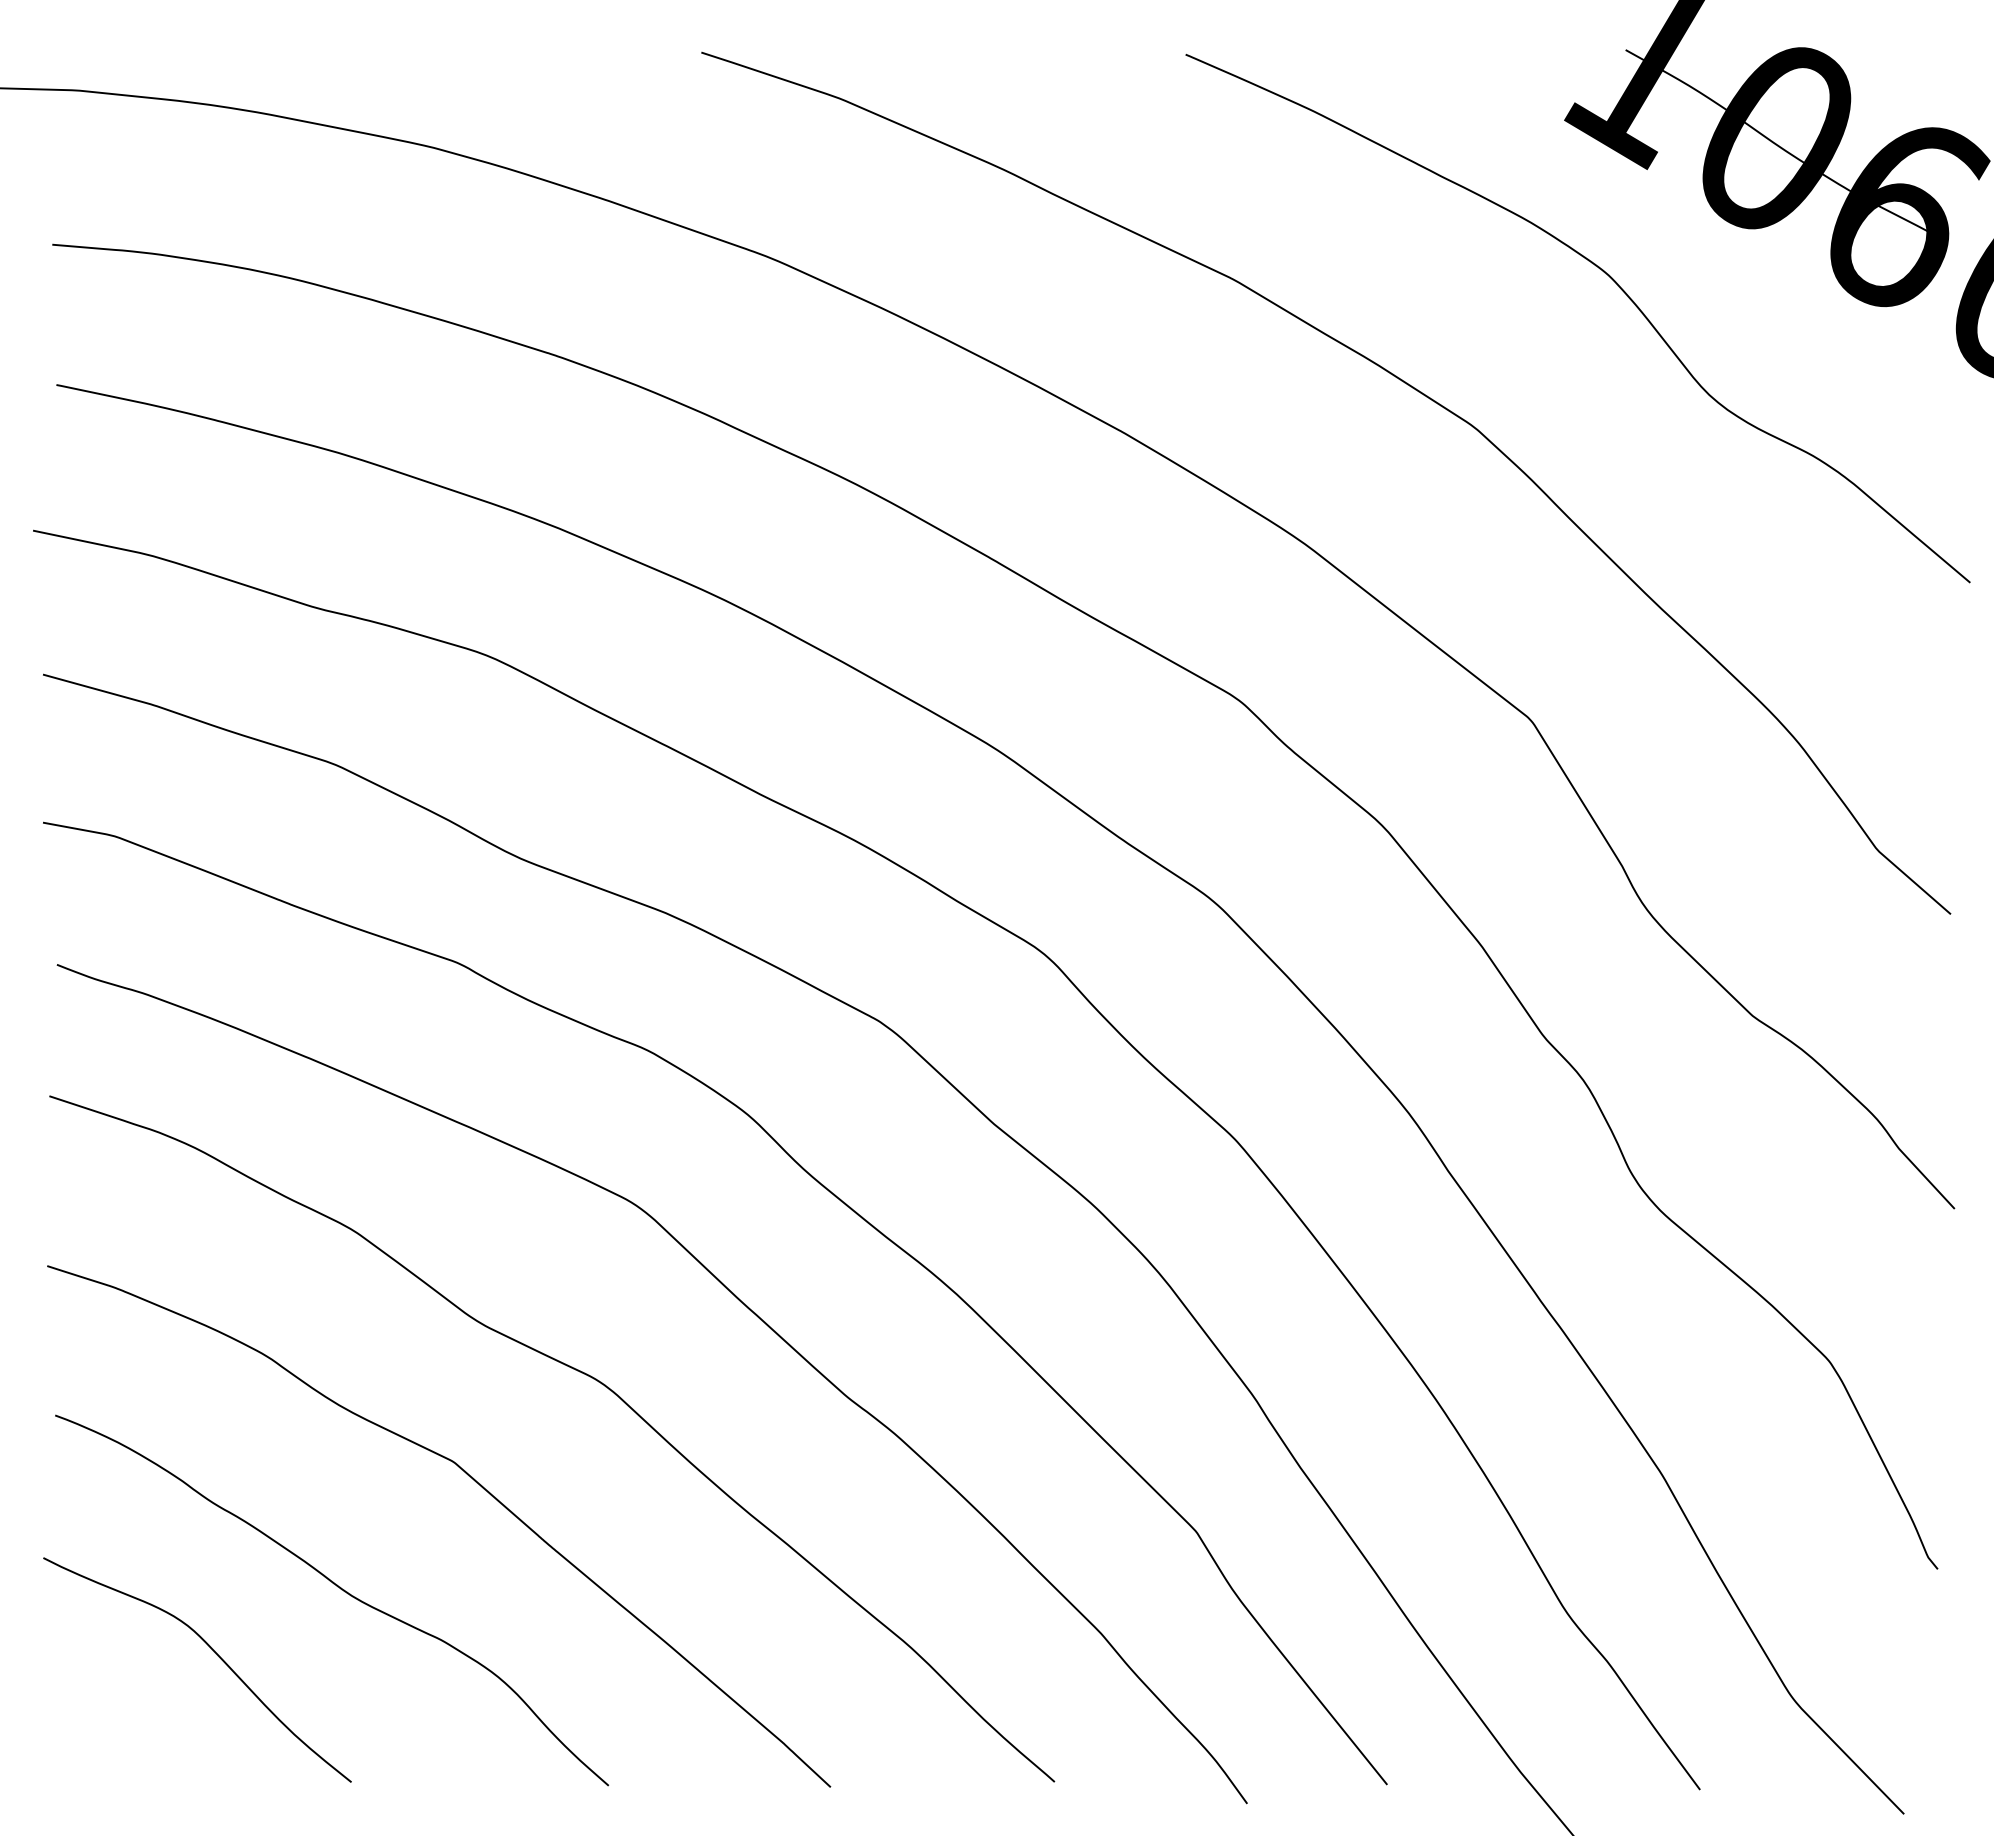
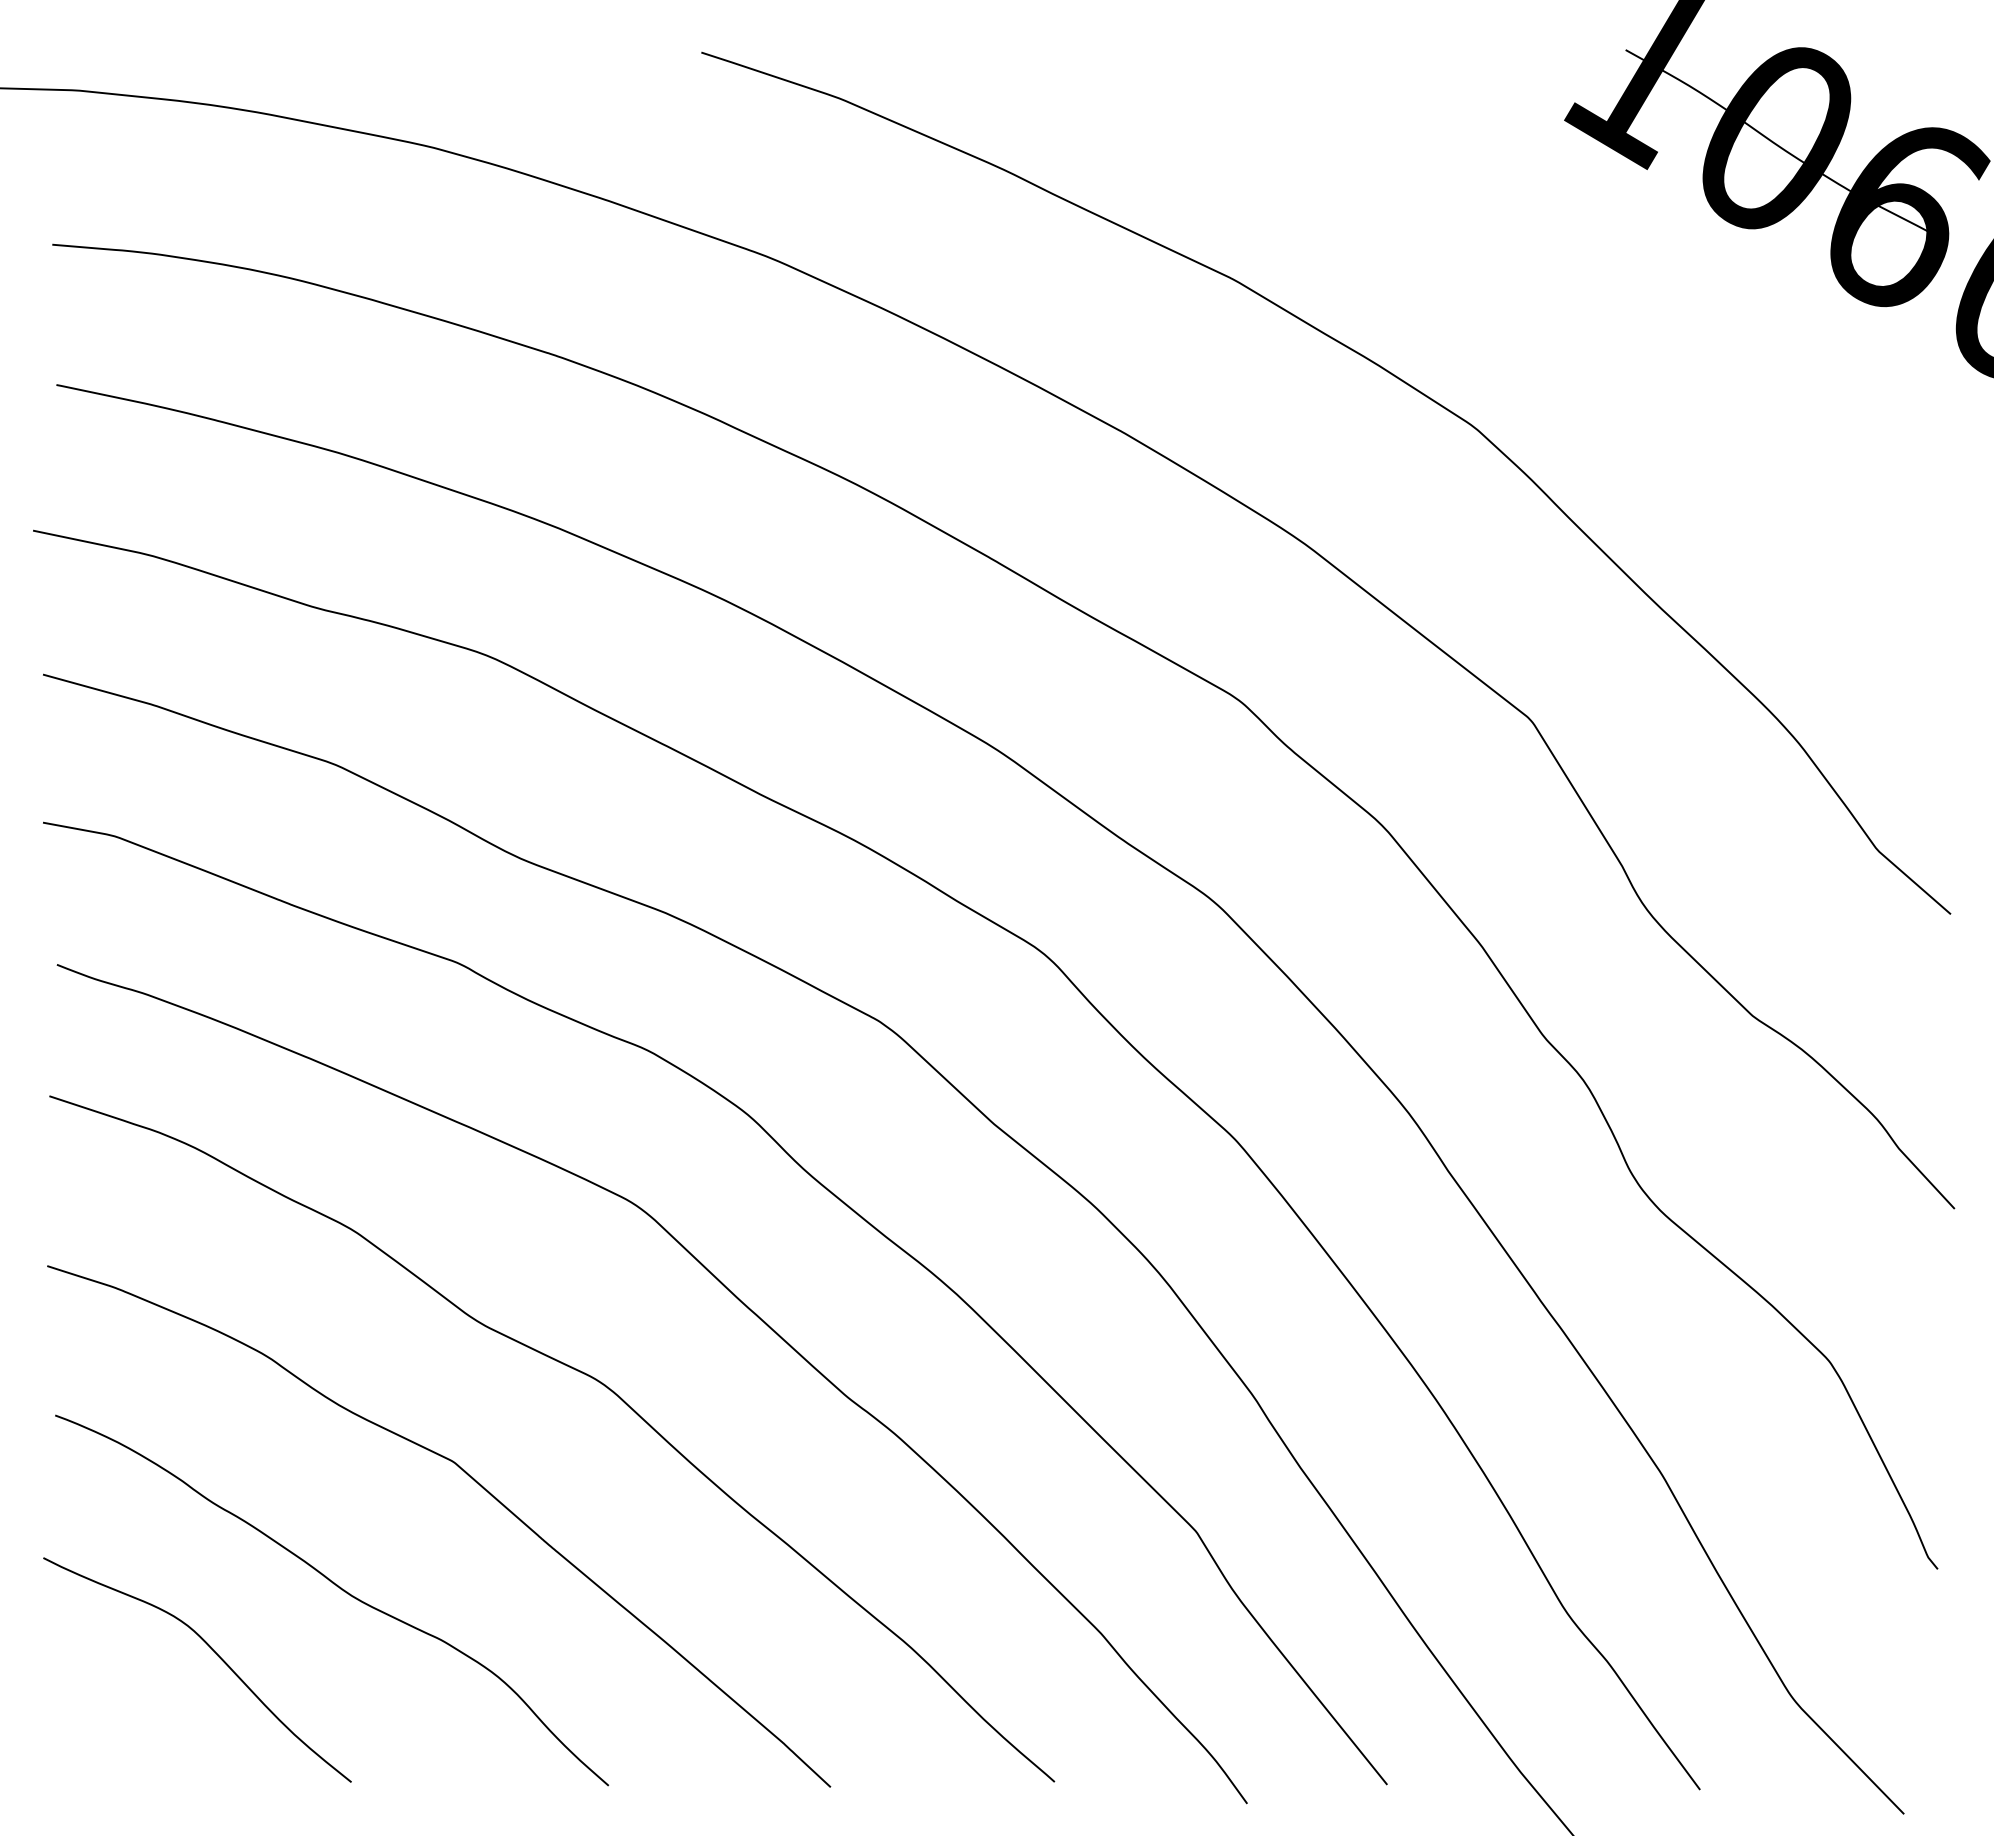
curve: present -> none (1619, 288)
